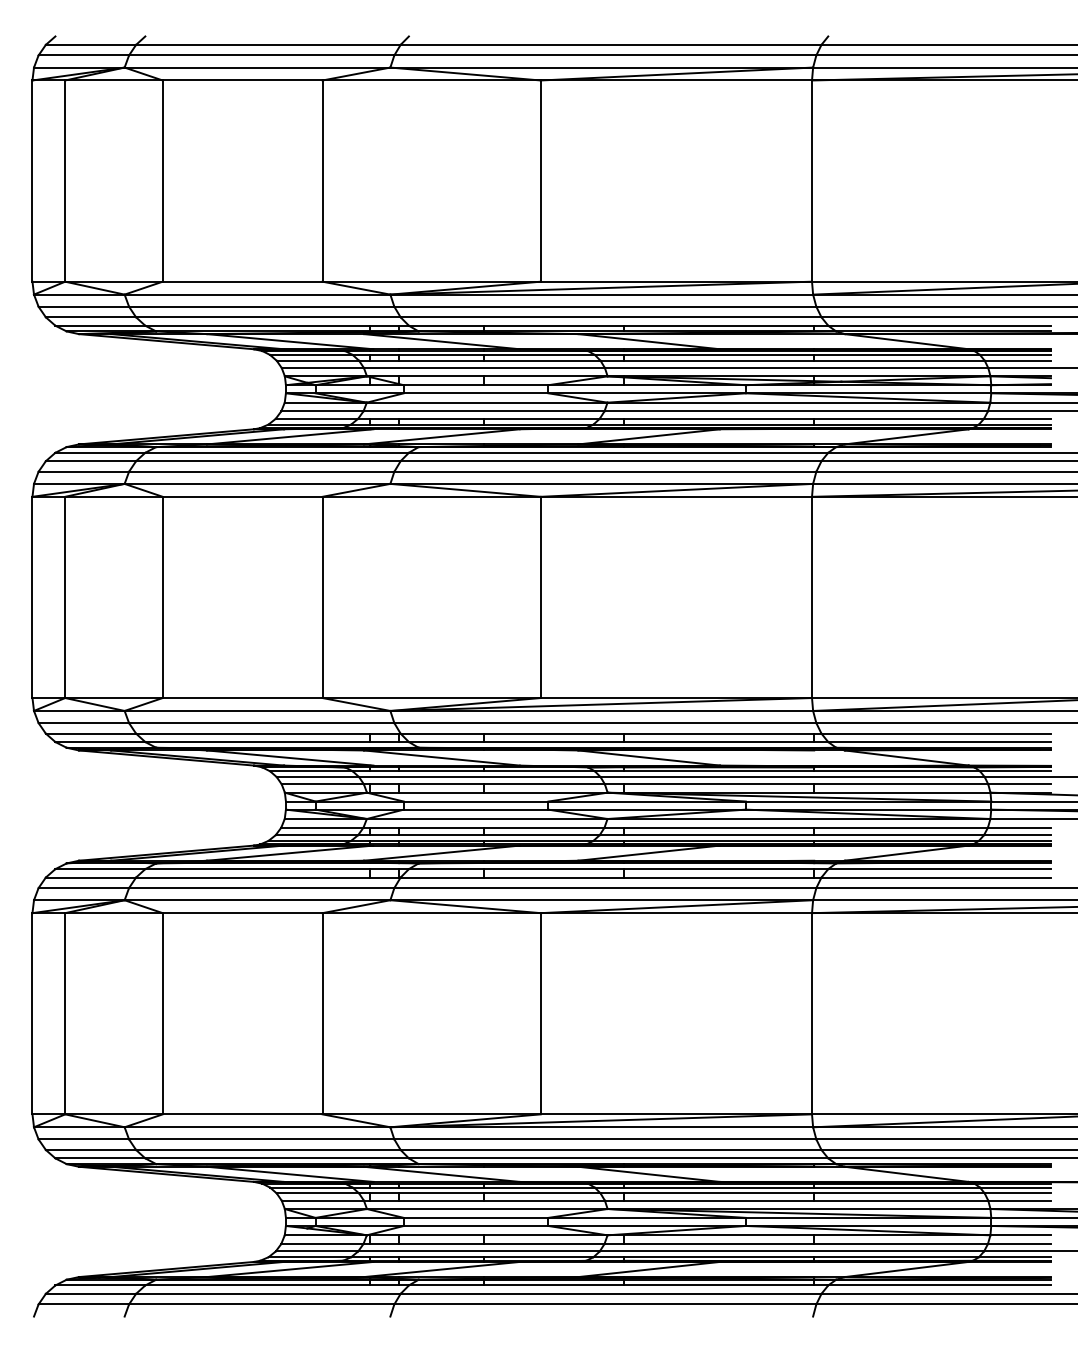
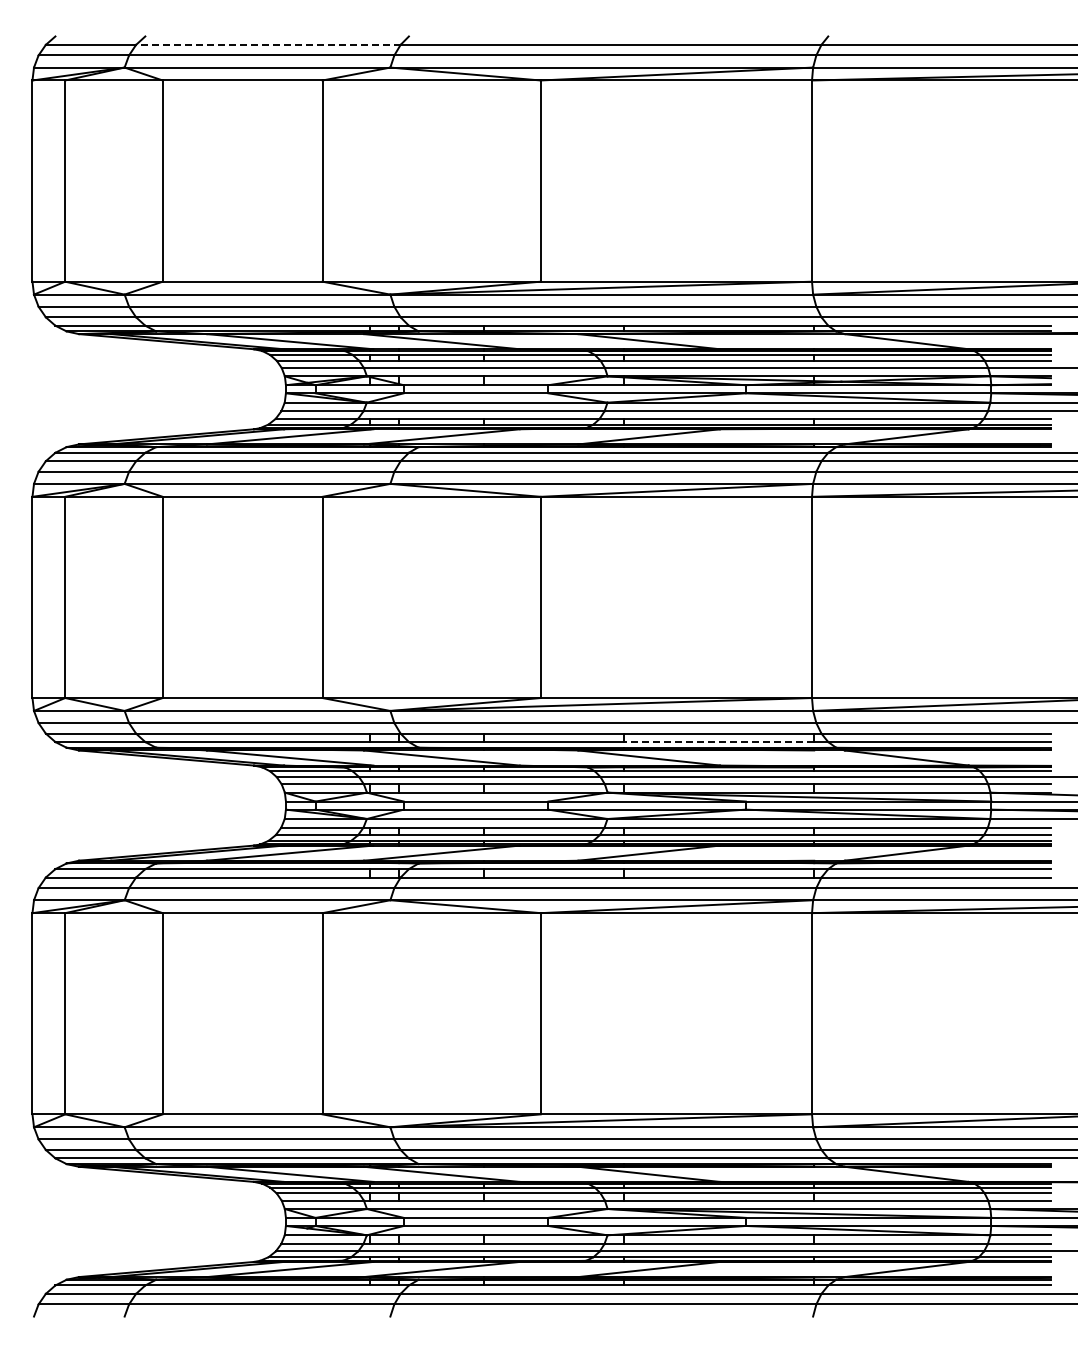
line: solid -> dashed (267, 44)
line: solid -> dashed (718, 742)
